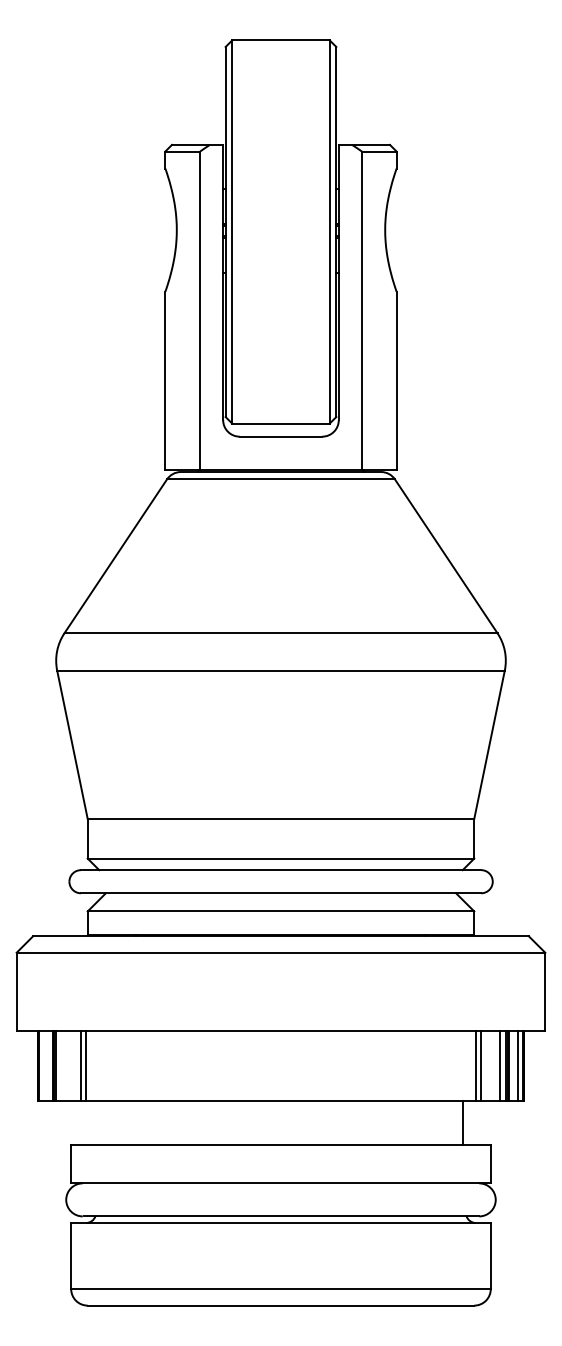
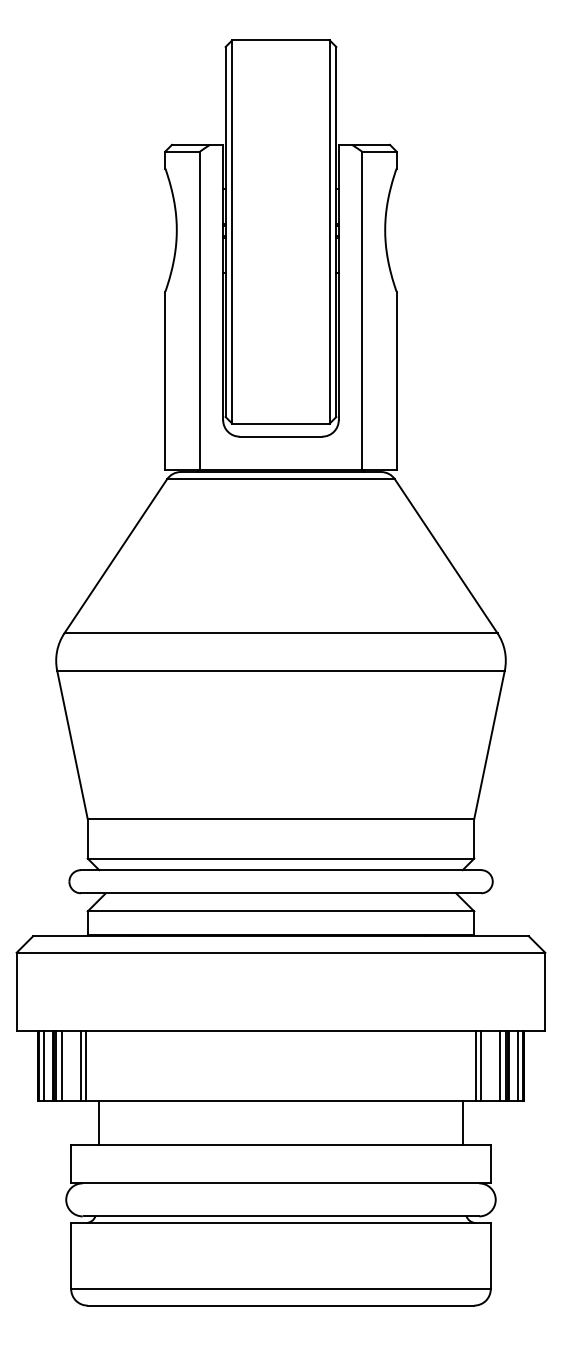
line: none -> present (43, 1066)
line: none -> present (62, 1066)
line: none -> present (99, 1123)
